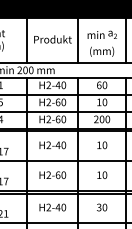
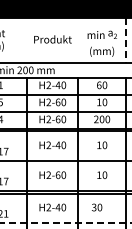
line: present -> none (27, 40)
line: present -> none (78, 40)
line: solid -> dashed (126, 41)
text position: (102, 207) -> (97, 207) (97, 207)
line: solid -> dashed (65, 223)
